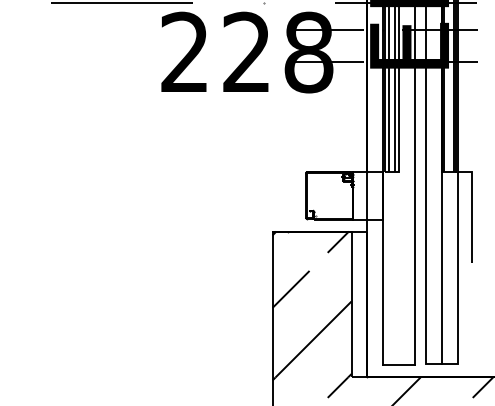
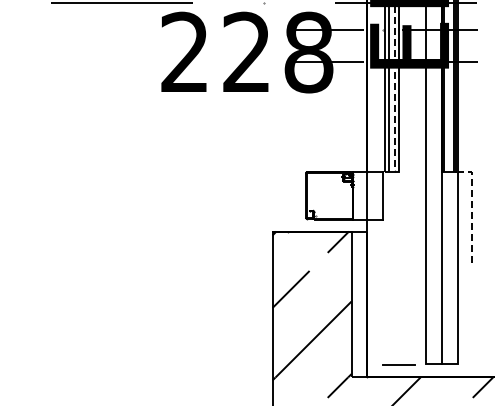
line: solid -> dashed (394, 86)
line: present -> none (383, 183)
line: present -> none (414, 183)
line: solid -> dashed (471, 210)
